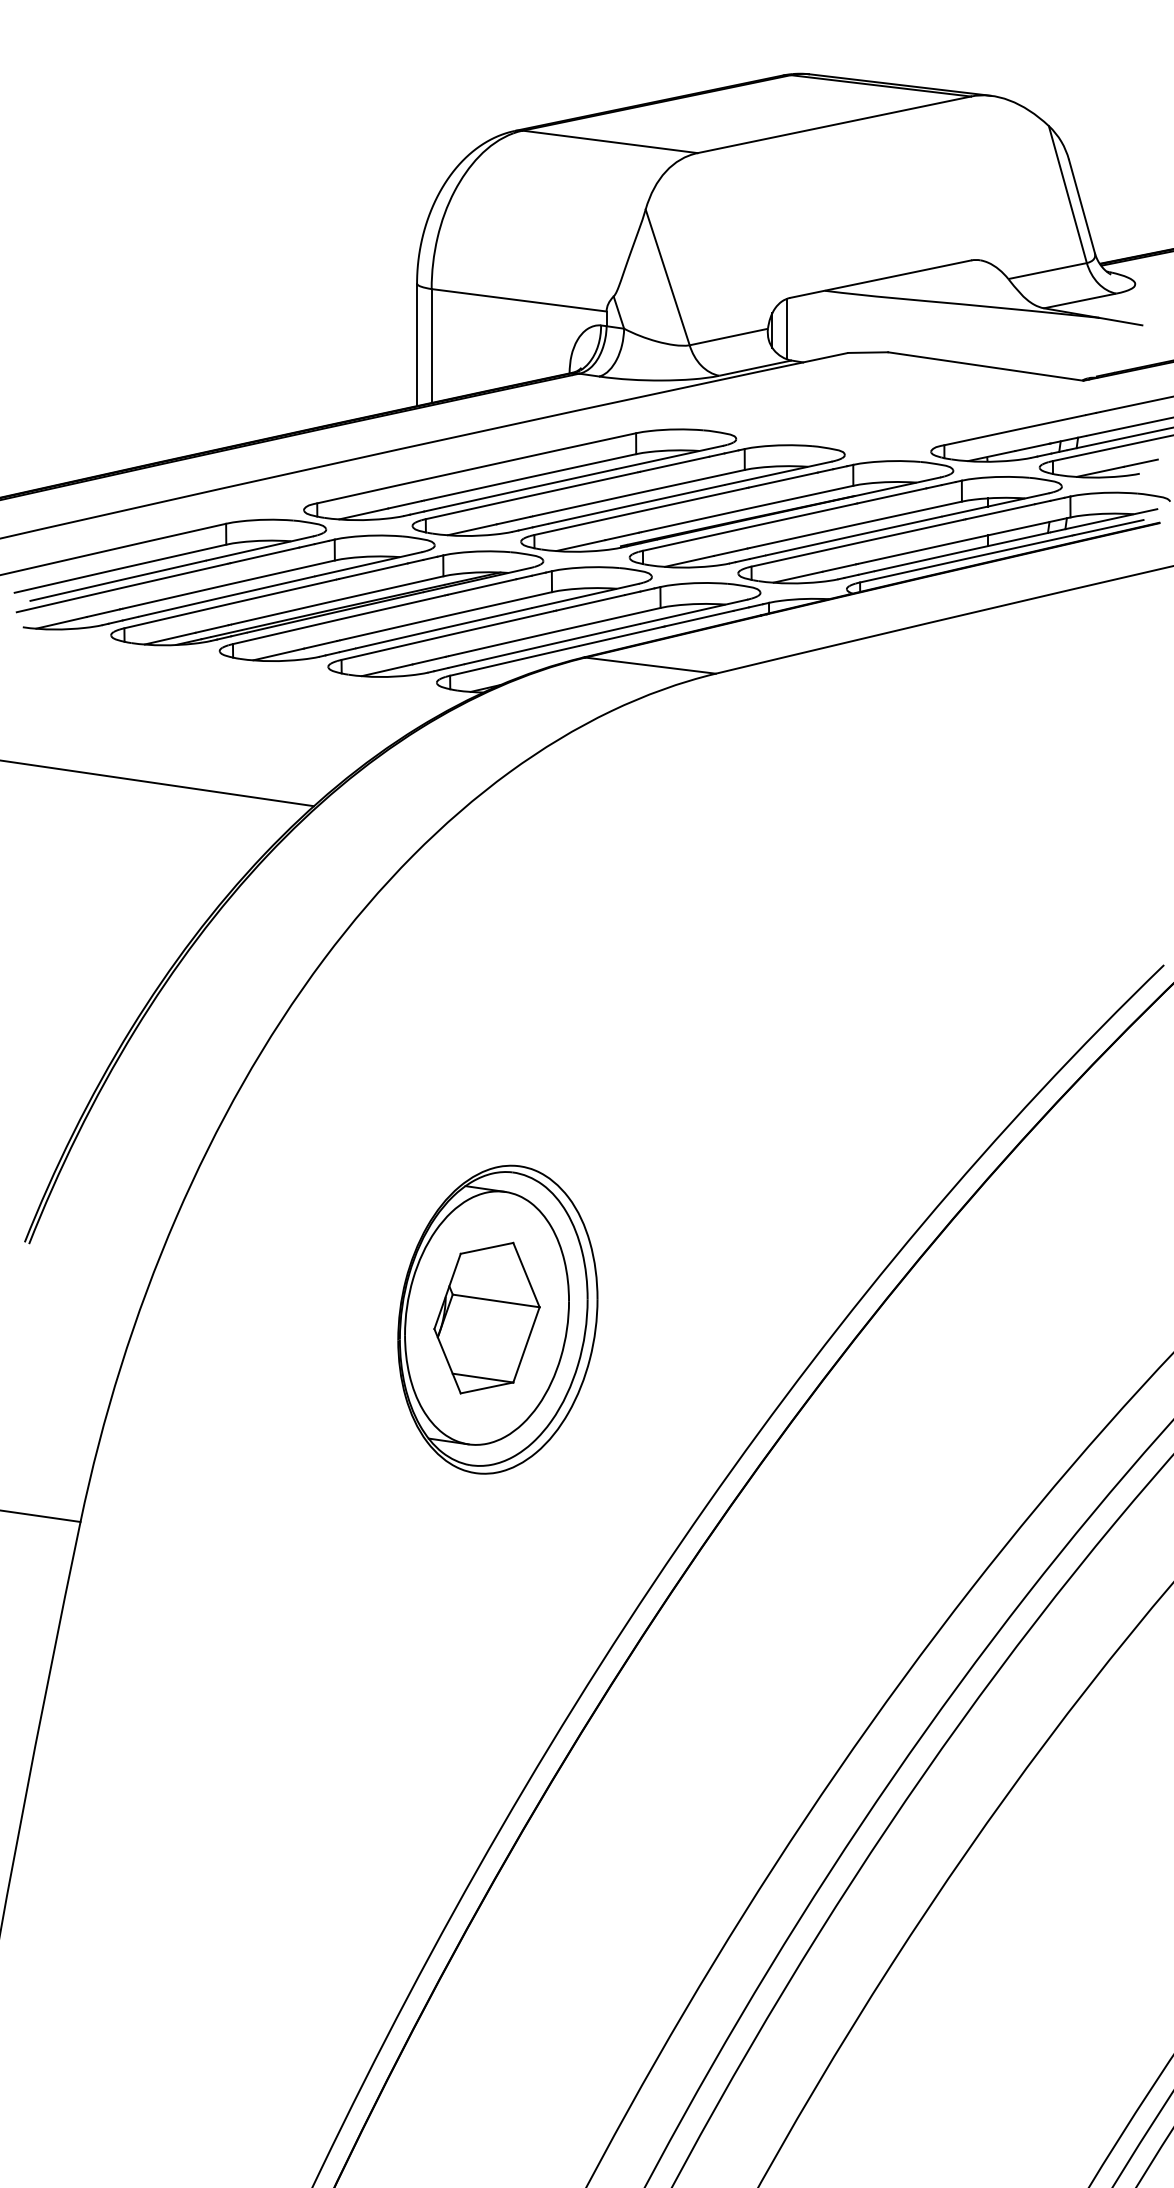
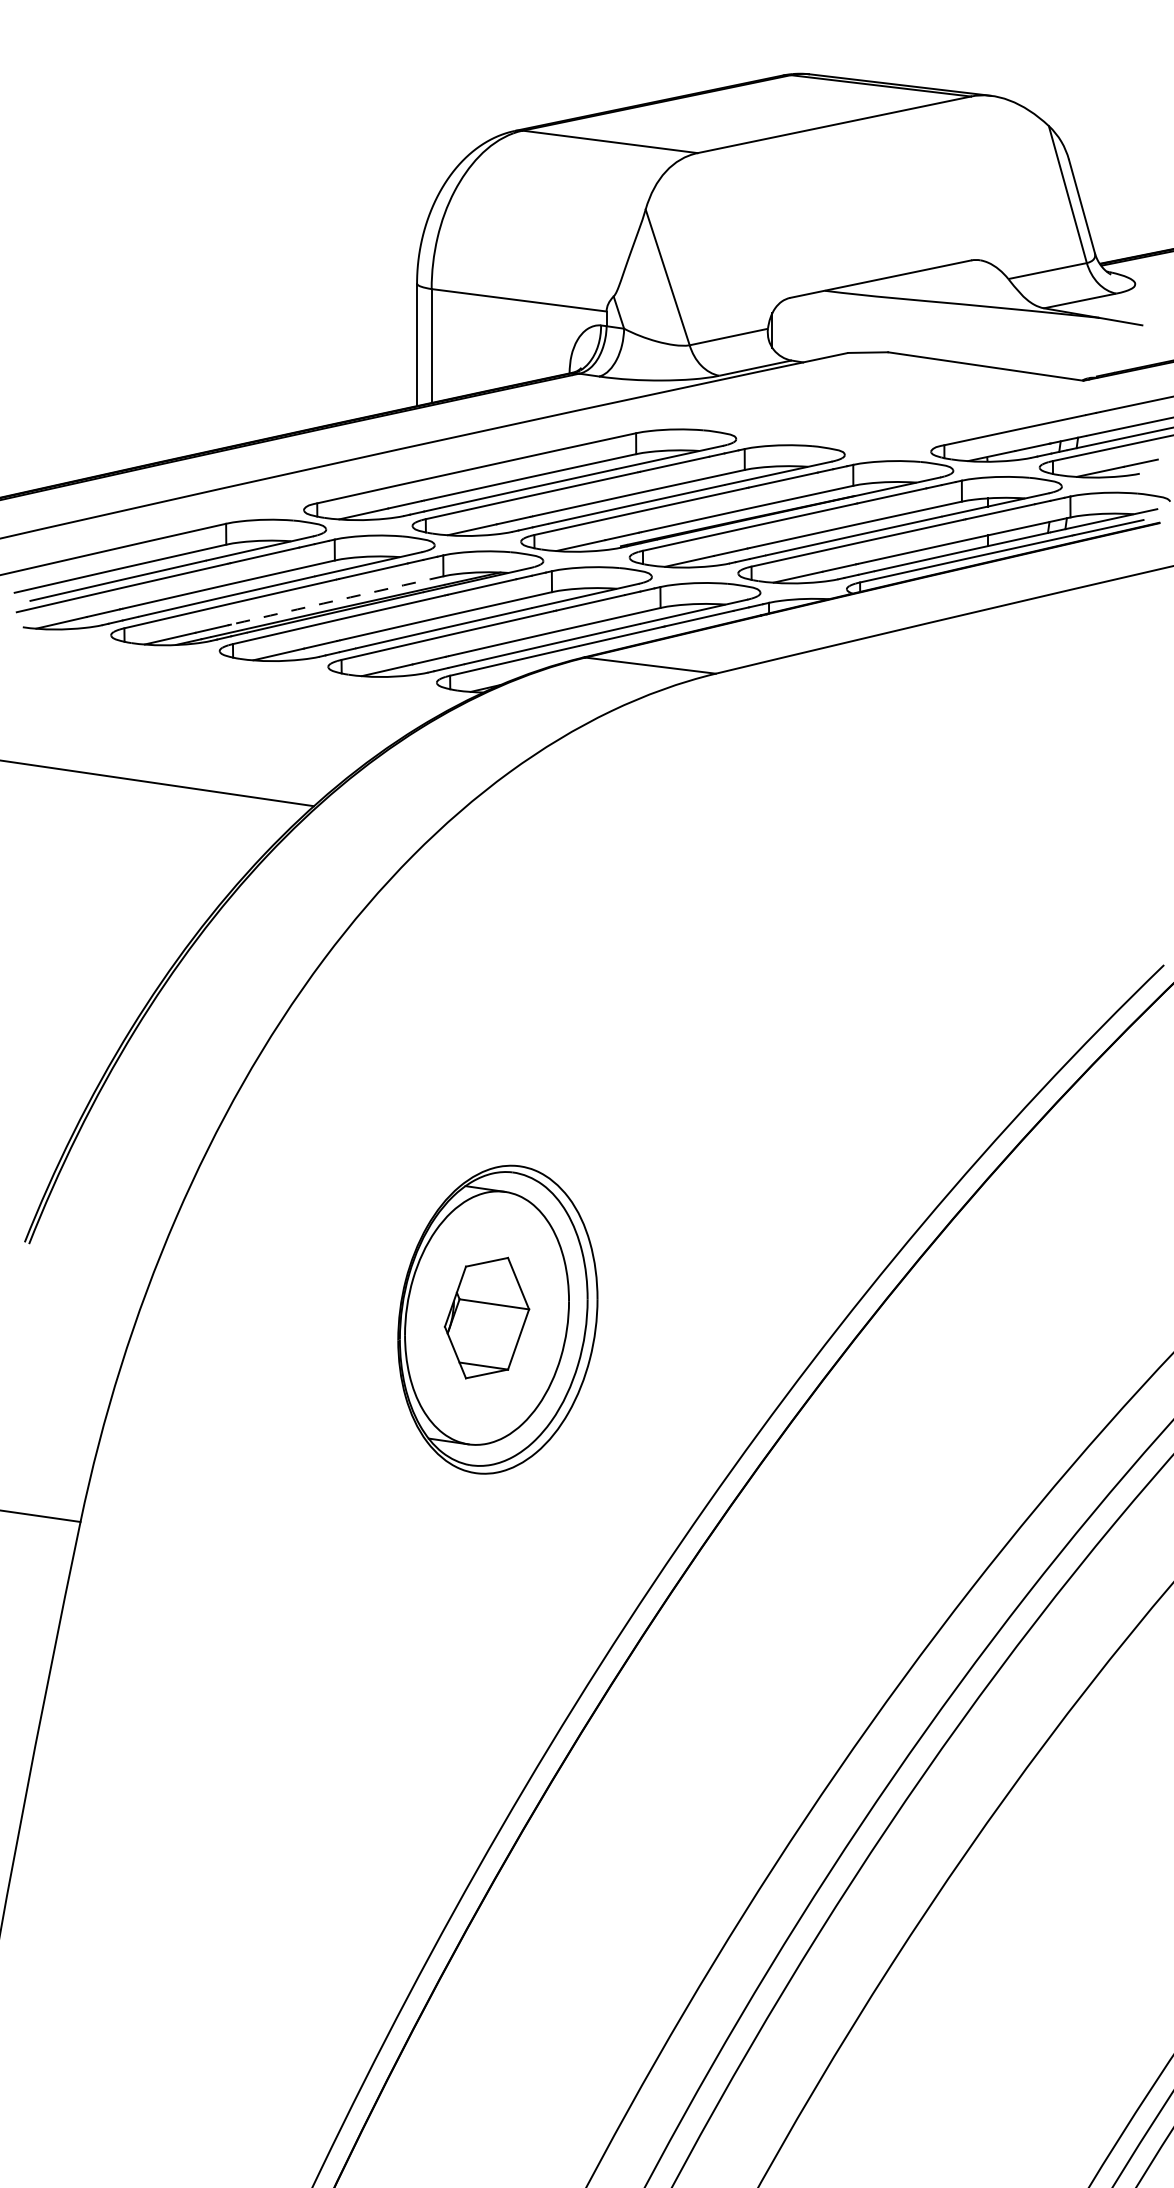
line: present -> none (786, 328)
arc: solid -> dashed (337, 600)
part size: 108x154 px -> 88x124 px (486, 1317)
